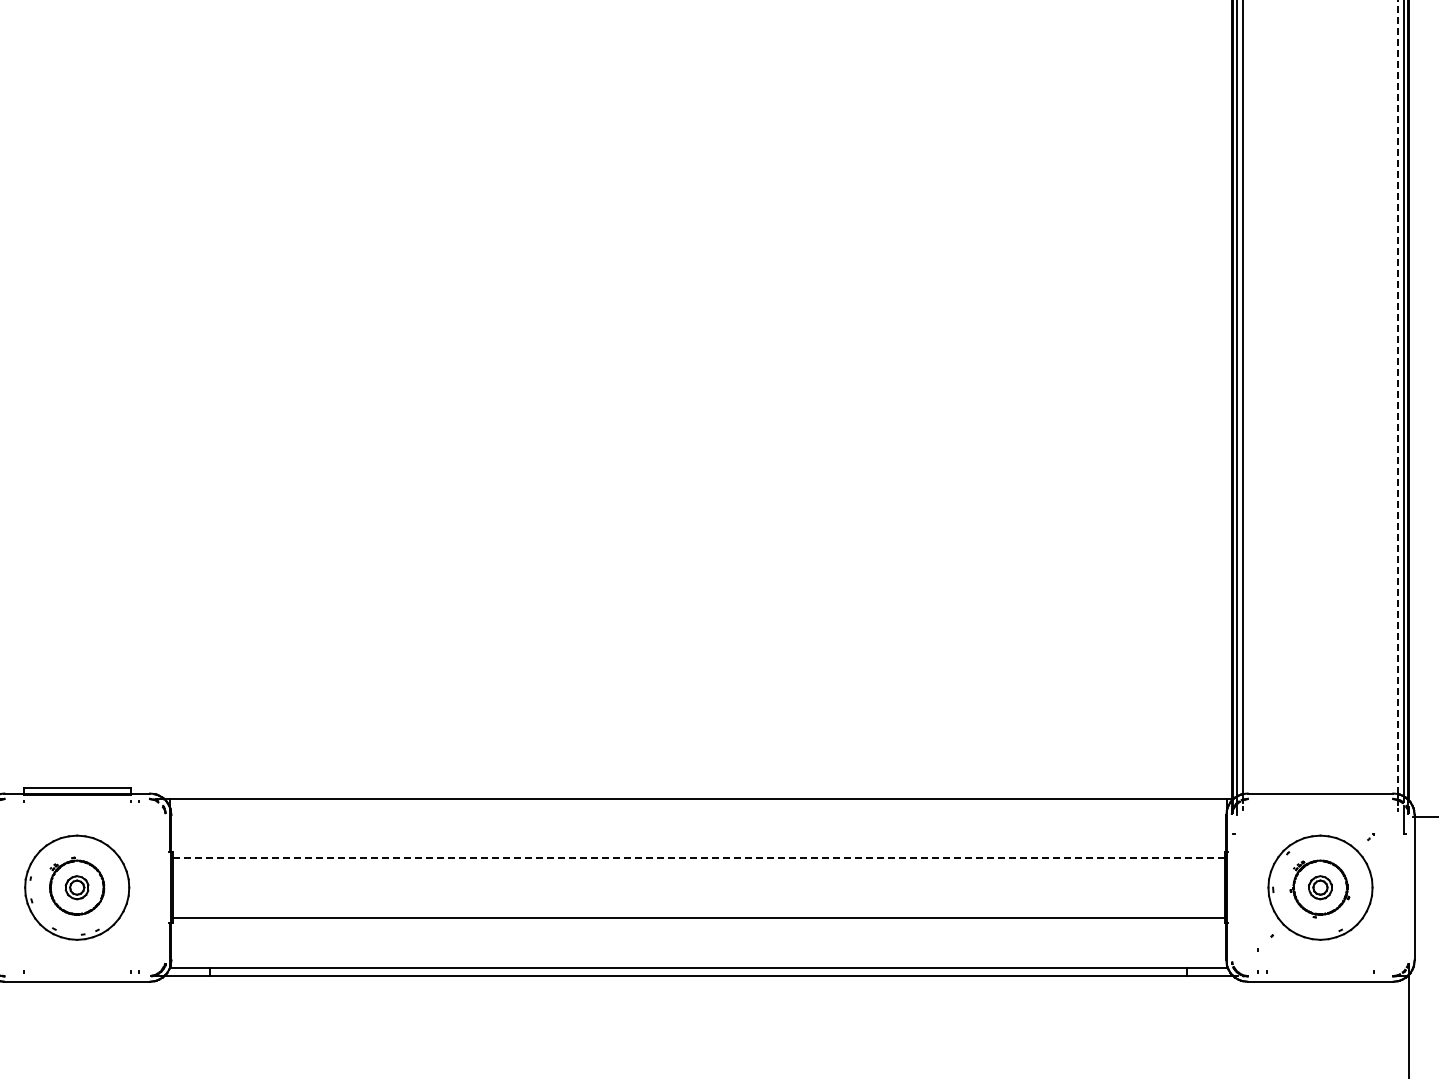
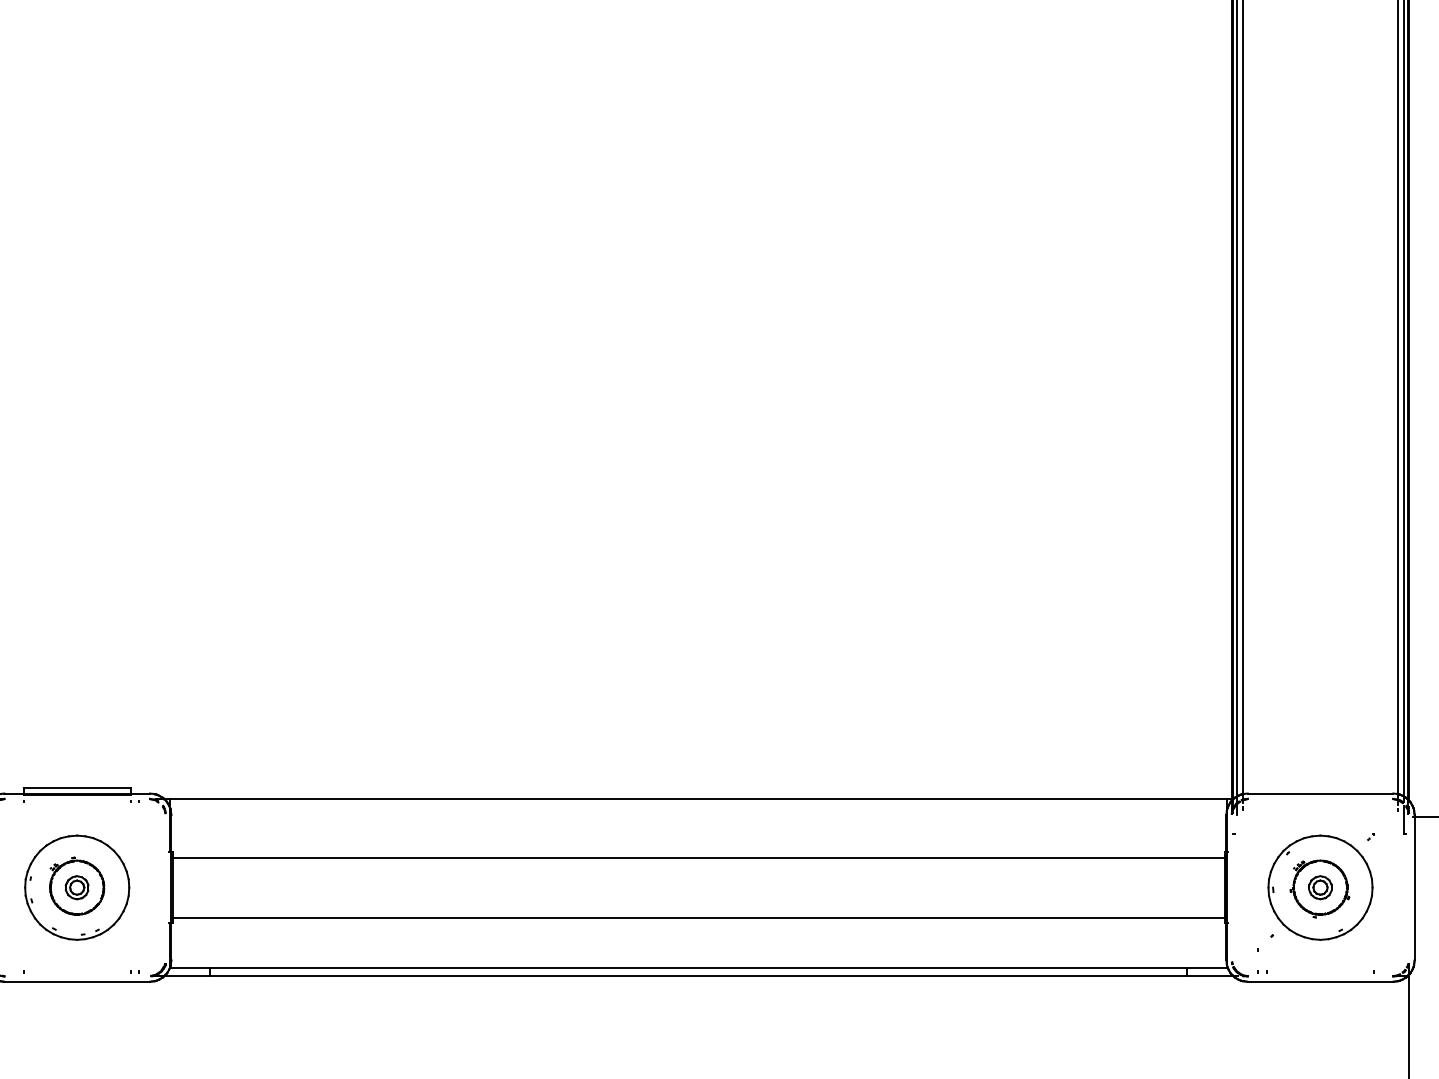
line: dashed -> solid (1398, 397)
line: dashed -> solid (698, 858)
